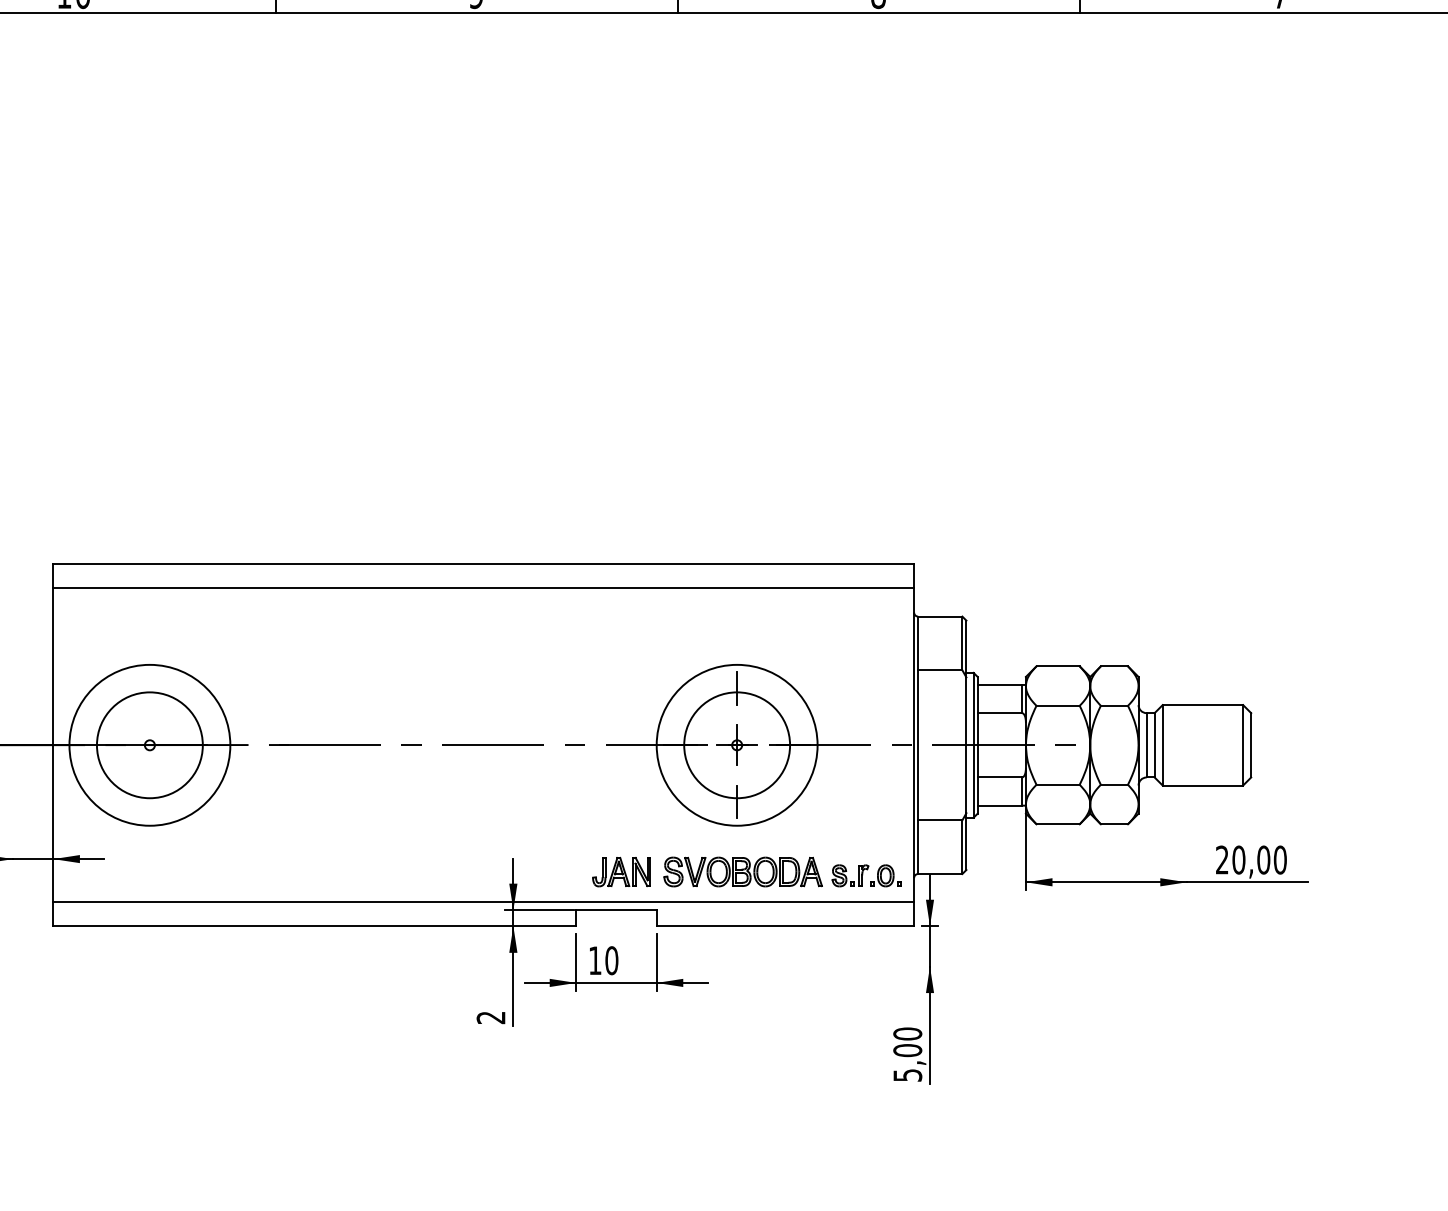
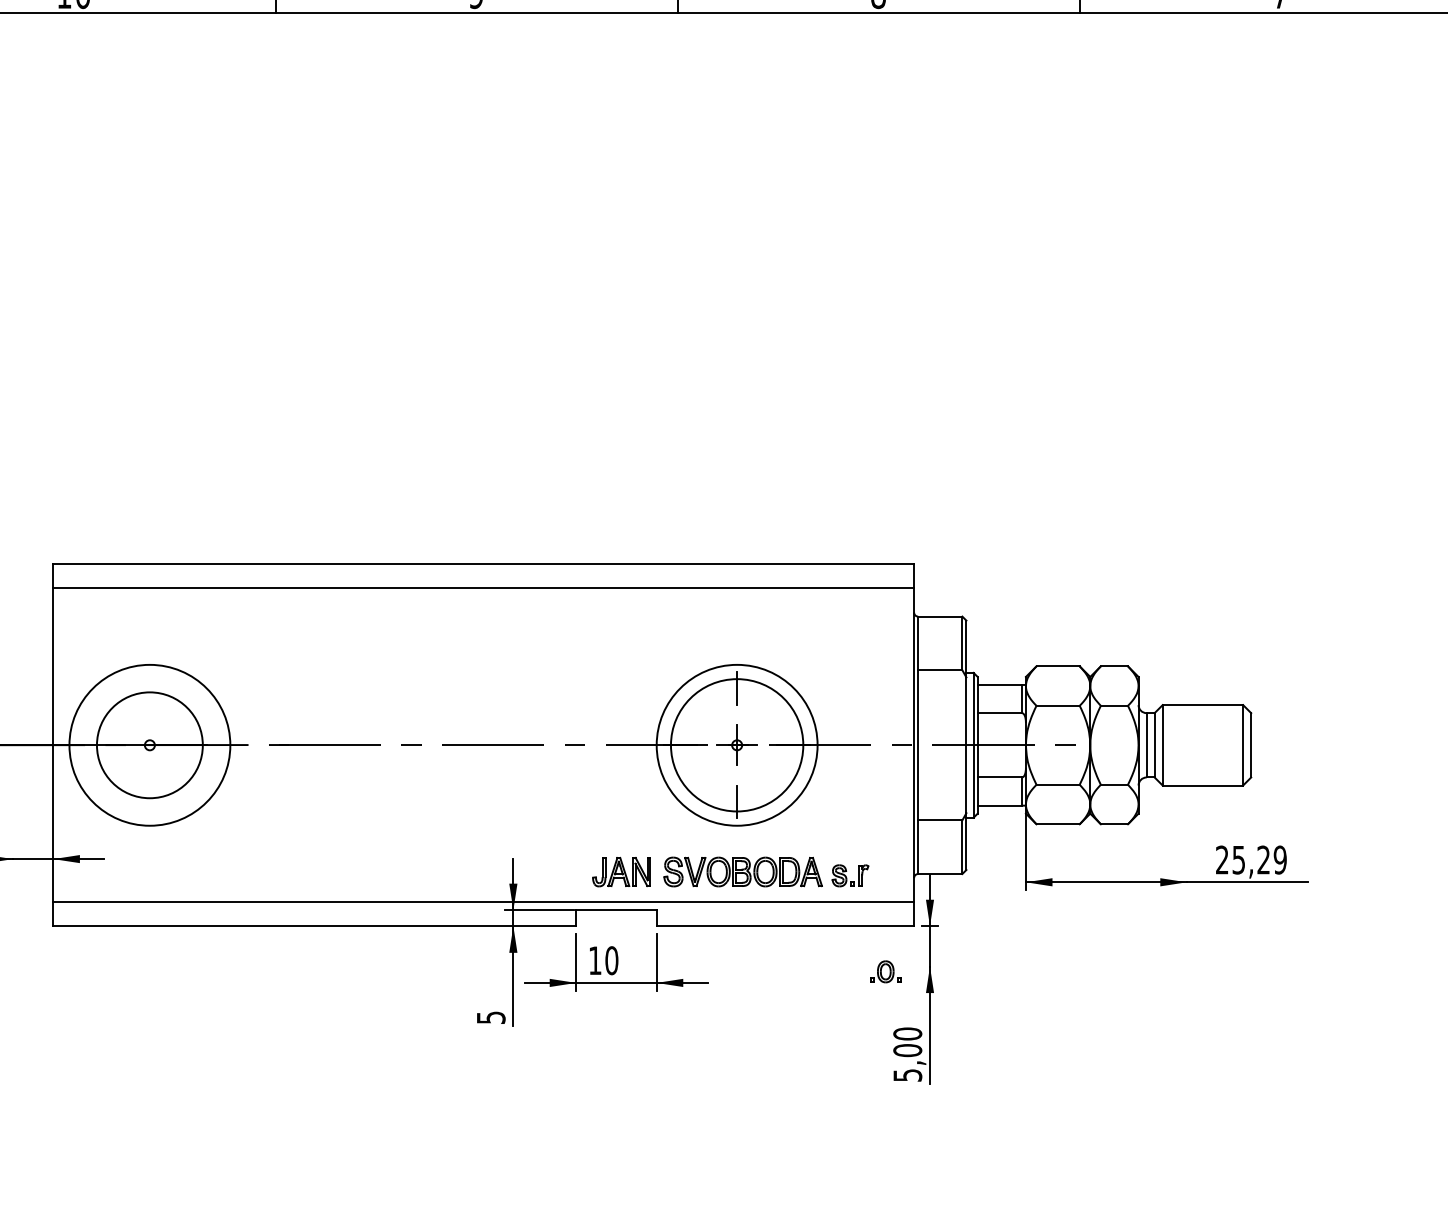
circle diameter: 106 px -> 132 px (736, 745)
text: 20,00 -> 25,29 (1259, 859)
part position: (885, 875) -> (885, 971) (885, 971)
text: 2 -> 5 (490, 1017)
